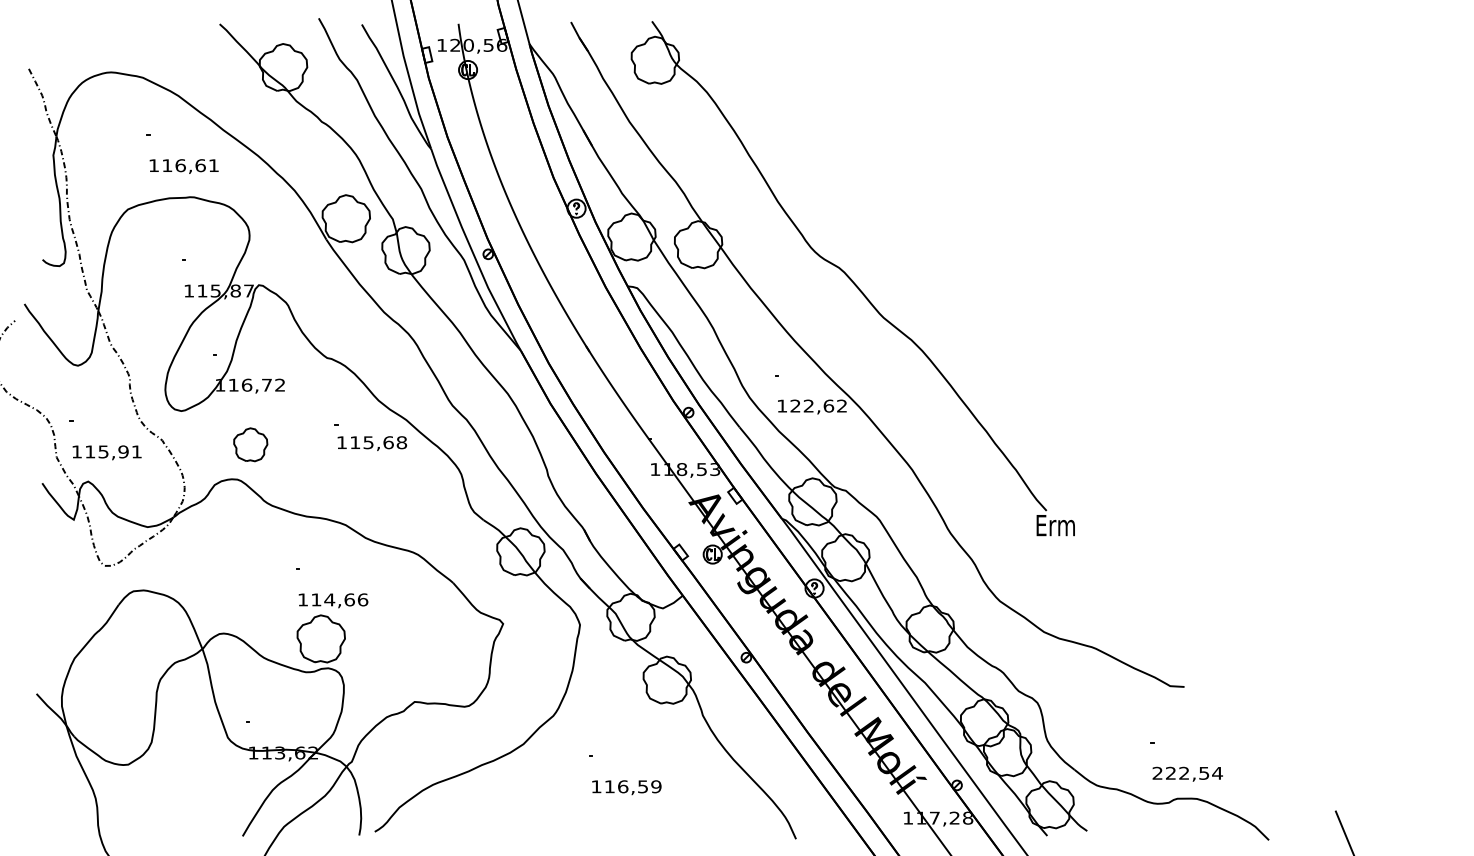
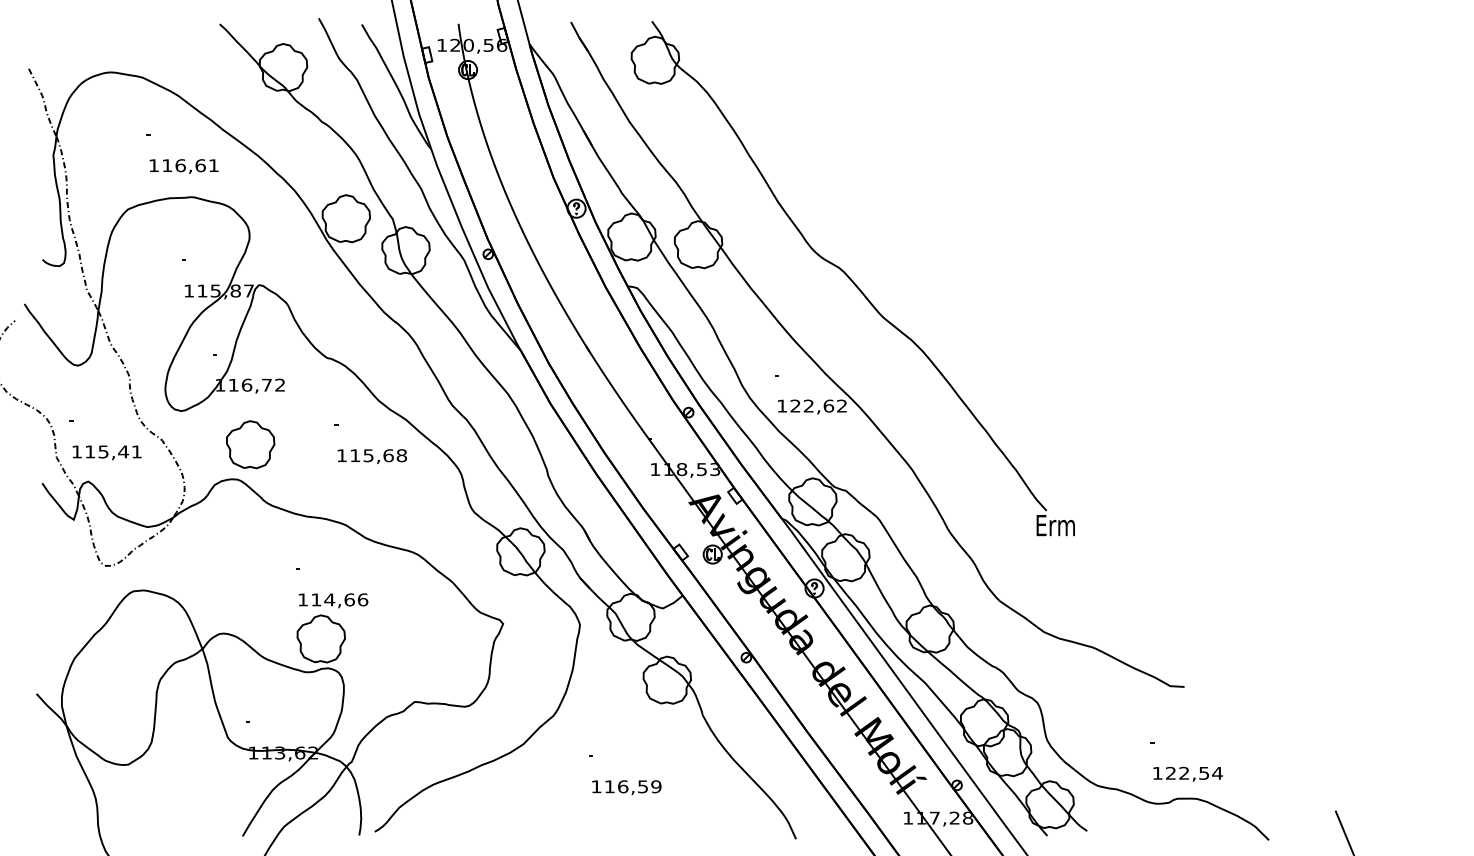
text position: (372, 443) -> (372, 456) (372, 456)
part size: 36x36 px -> 50x50 px (250, 444)
text: 115,91 -> 115,41 (123, 451)
text: 222,54 -> 122,54 (1157, 772)
